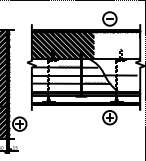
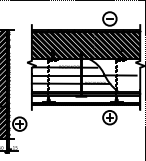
hatch: none -> present (117, 45)
